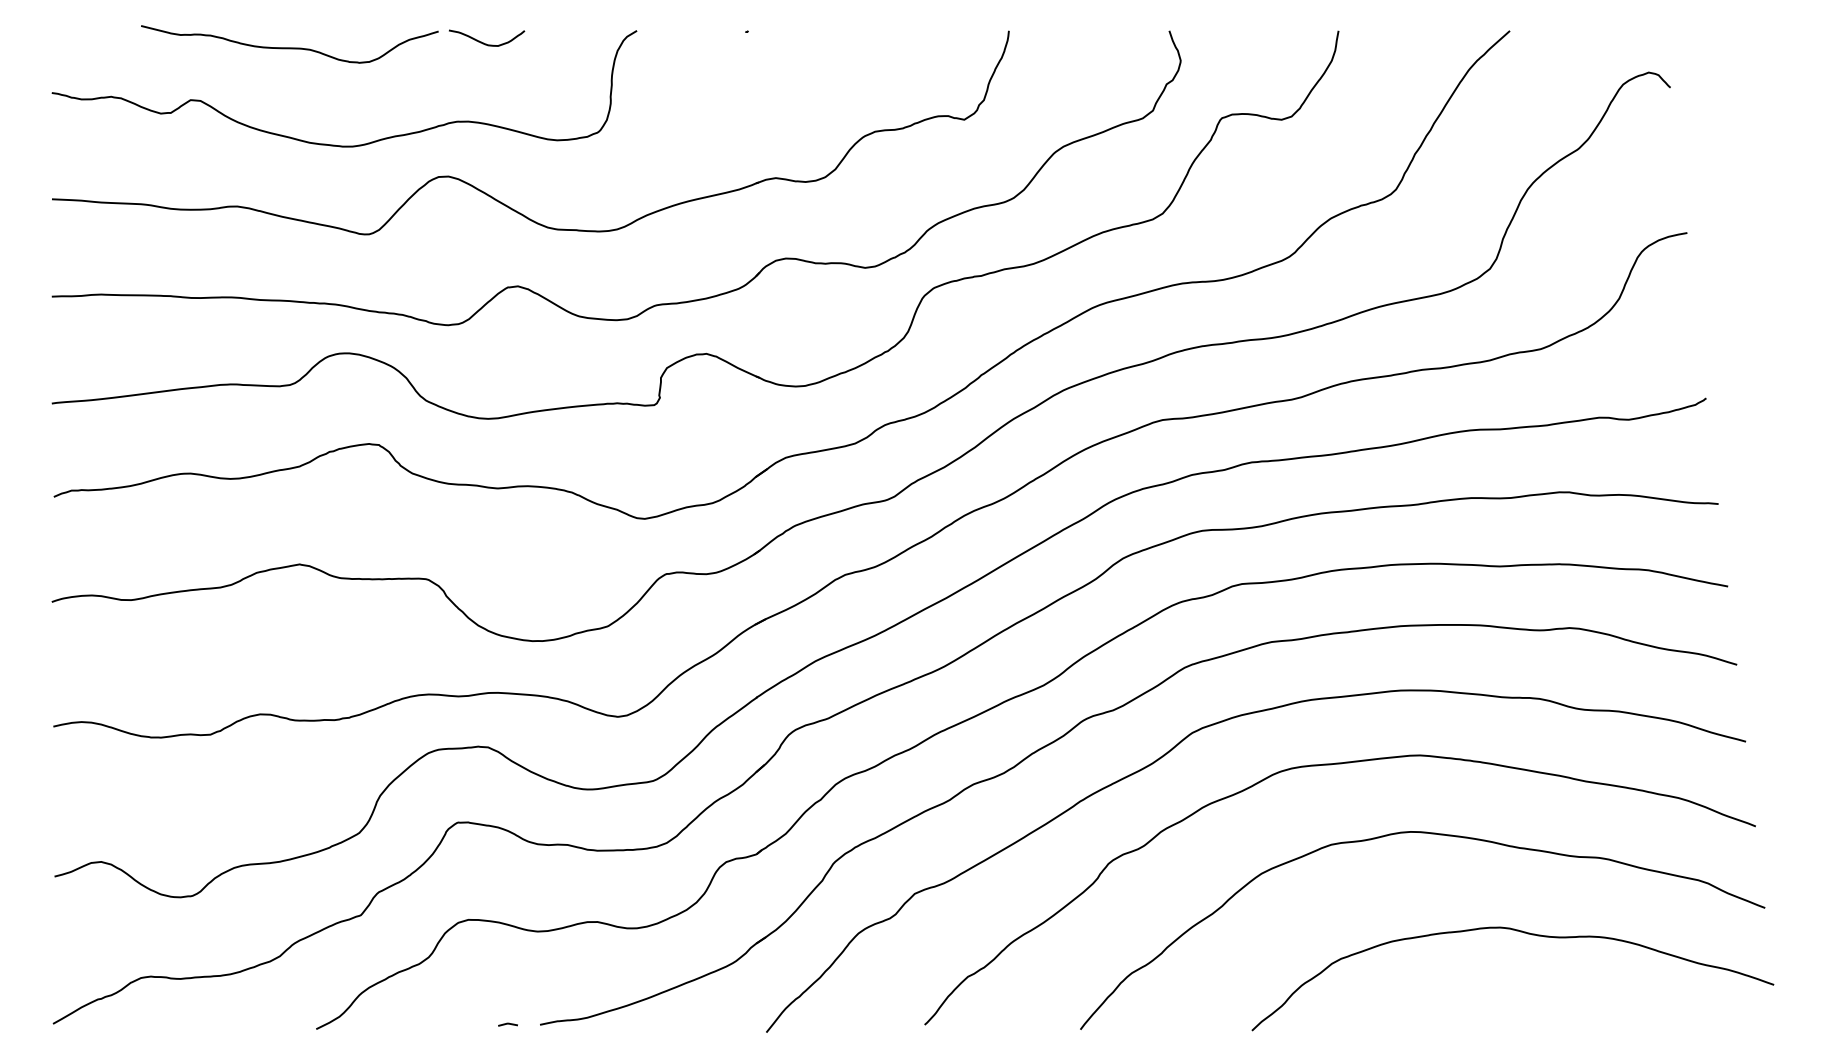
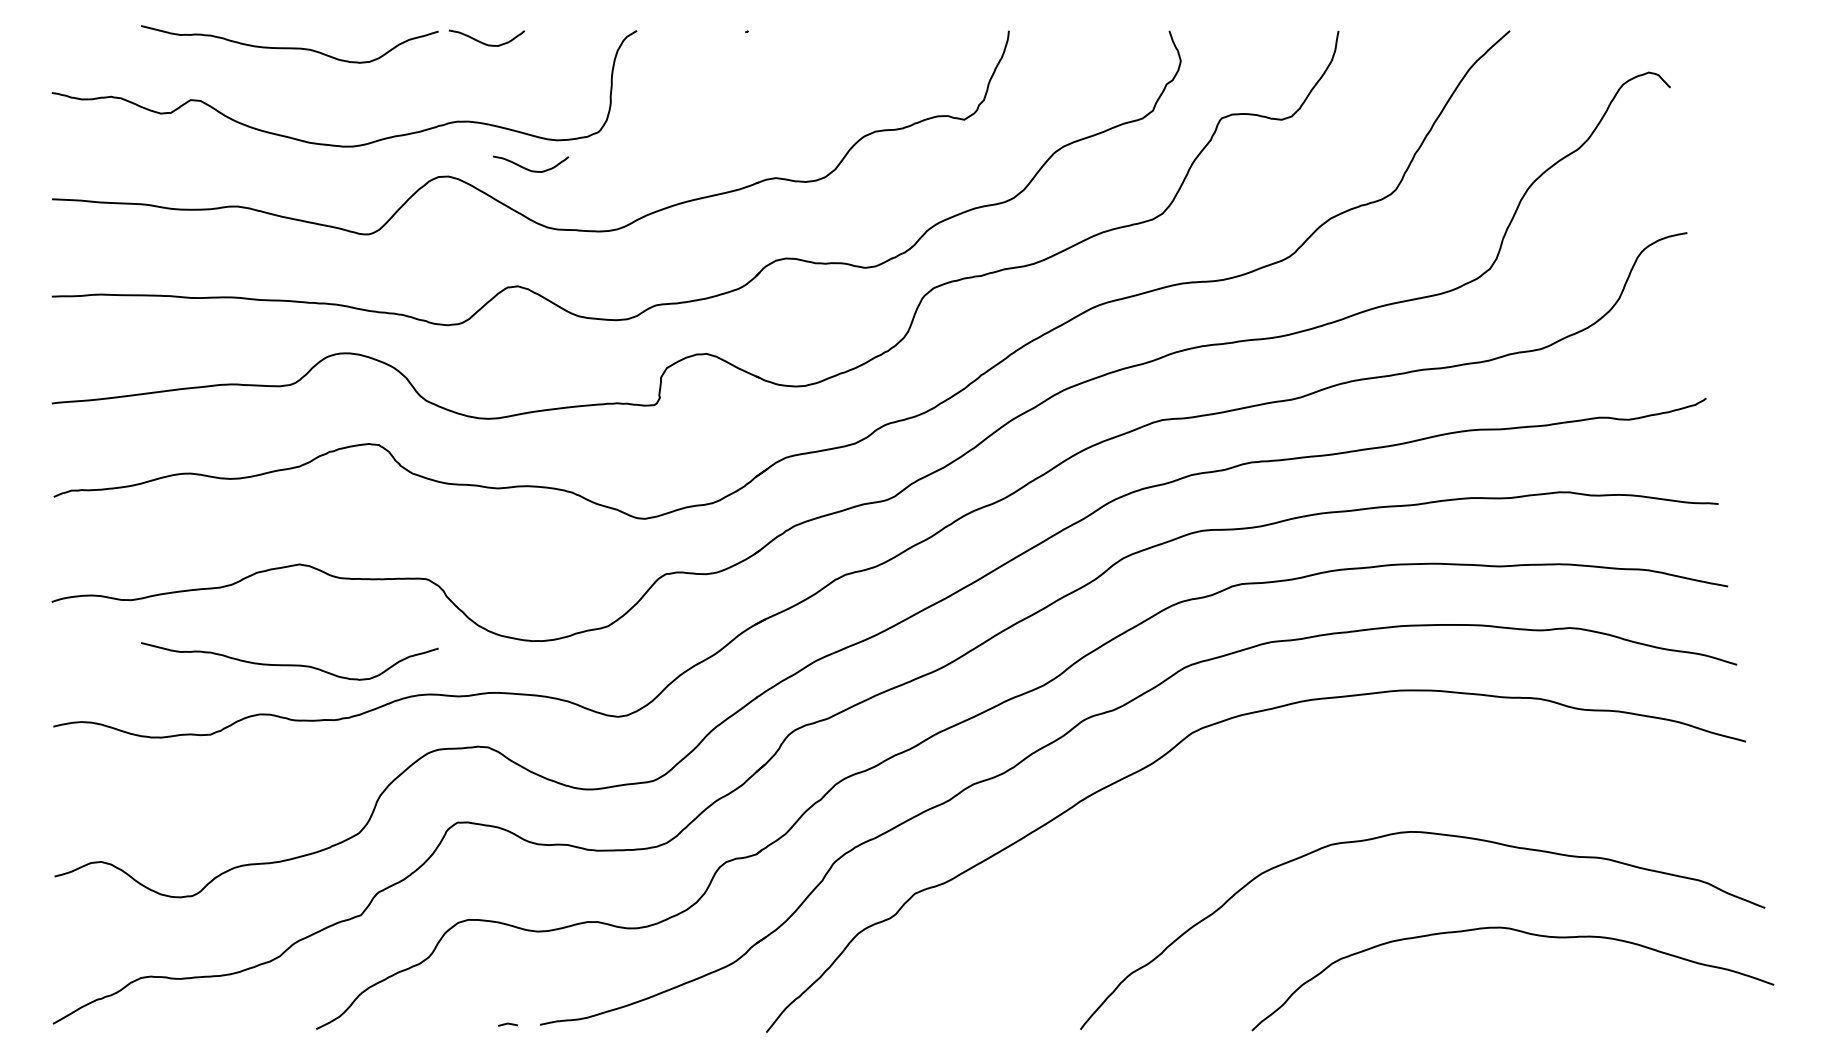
curve: none -> present (530, 169)
curve: none -> present (289, 664)
curve: present -> none (1331, 765)
